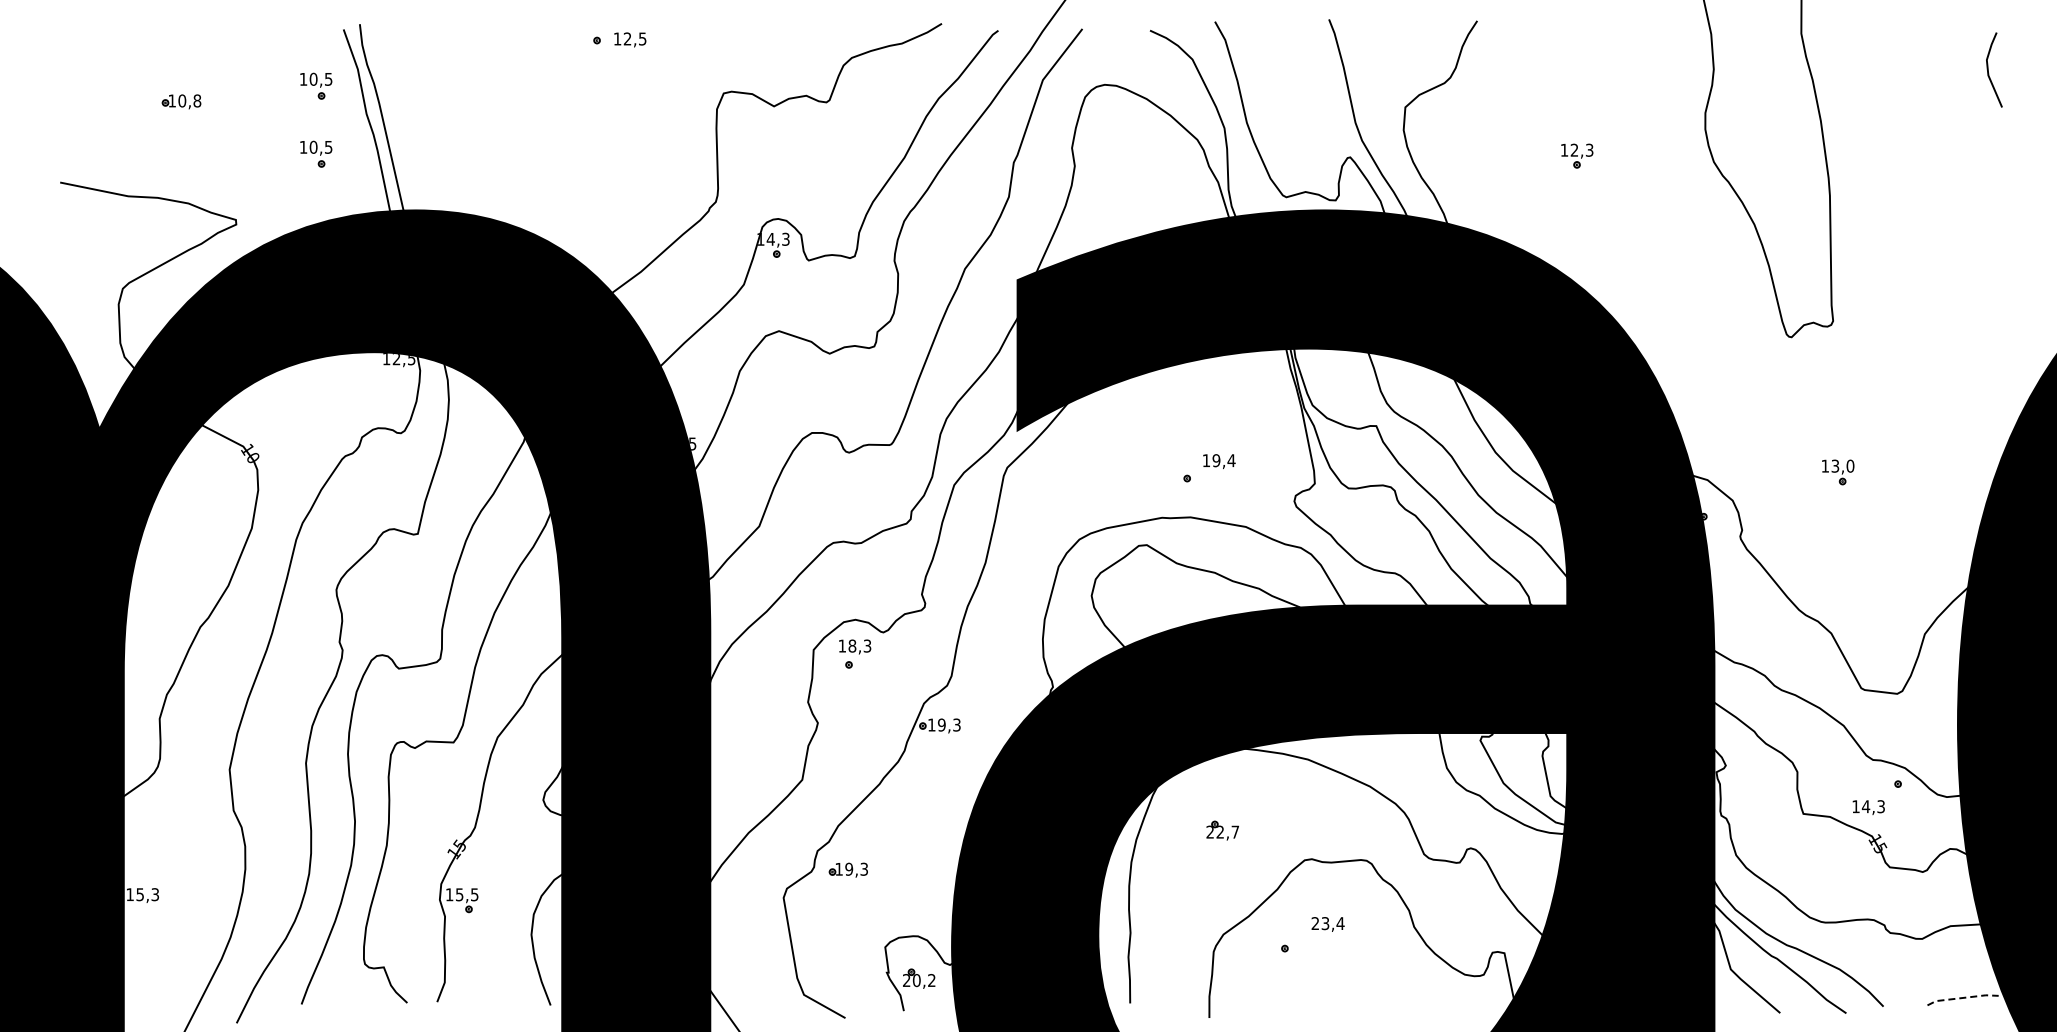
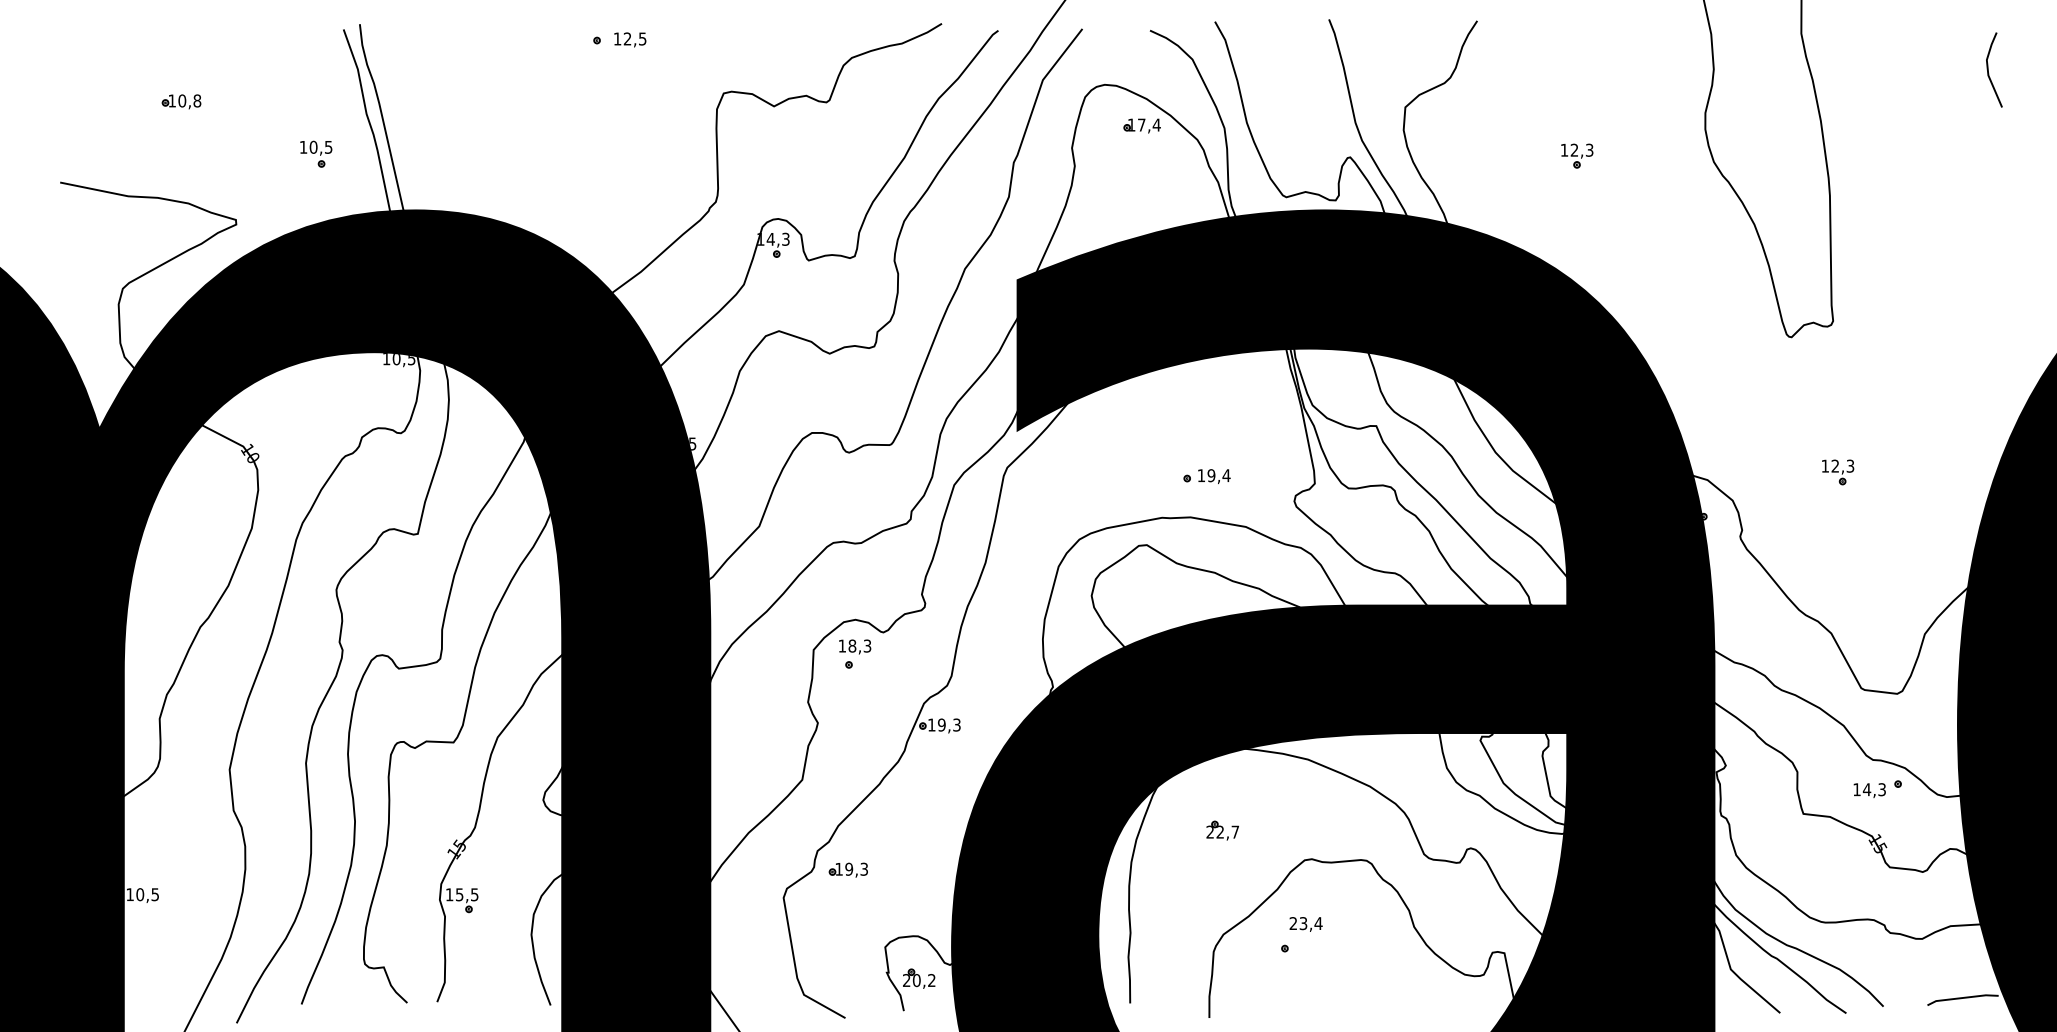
part: present -> none (316, 85)
part: none -> present (1141, 125)
text: 12,5 -> 10,5 (396, 359)
text position: (1219, 461) -> (1214, 476) (1214, 476)
text: 13,0 -> 12,3 (1842, 465)
text position: (1868, 807) -> (1869, 790) (1869, 790)
text: 15,3 -> 10,5 (147, 894)
text position: (1327, 924) -> (1305, 924) (1305, 924)
line: dashed -> solid (1962, 998)
